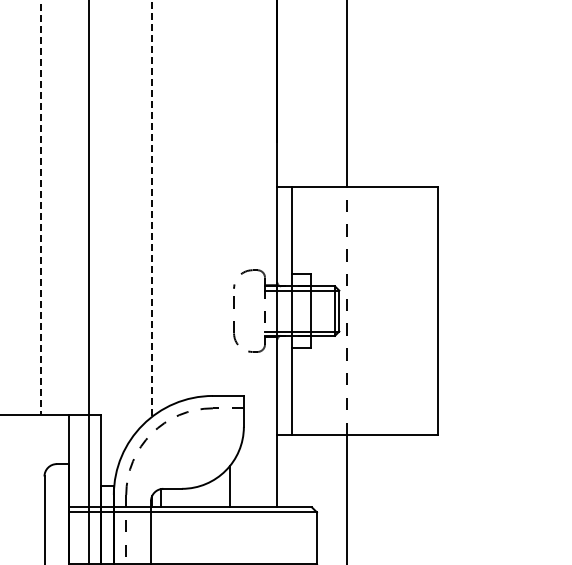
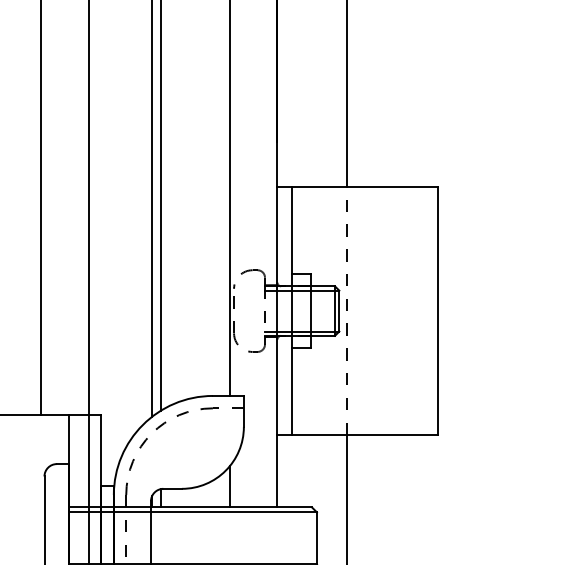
line: none -> present (229, 198)
line: none -> present (160, 206)
line: dashed -> solid (41, 207)
line: dashed -> solid (152, 208)
